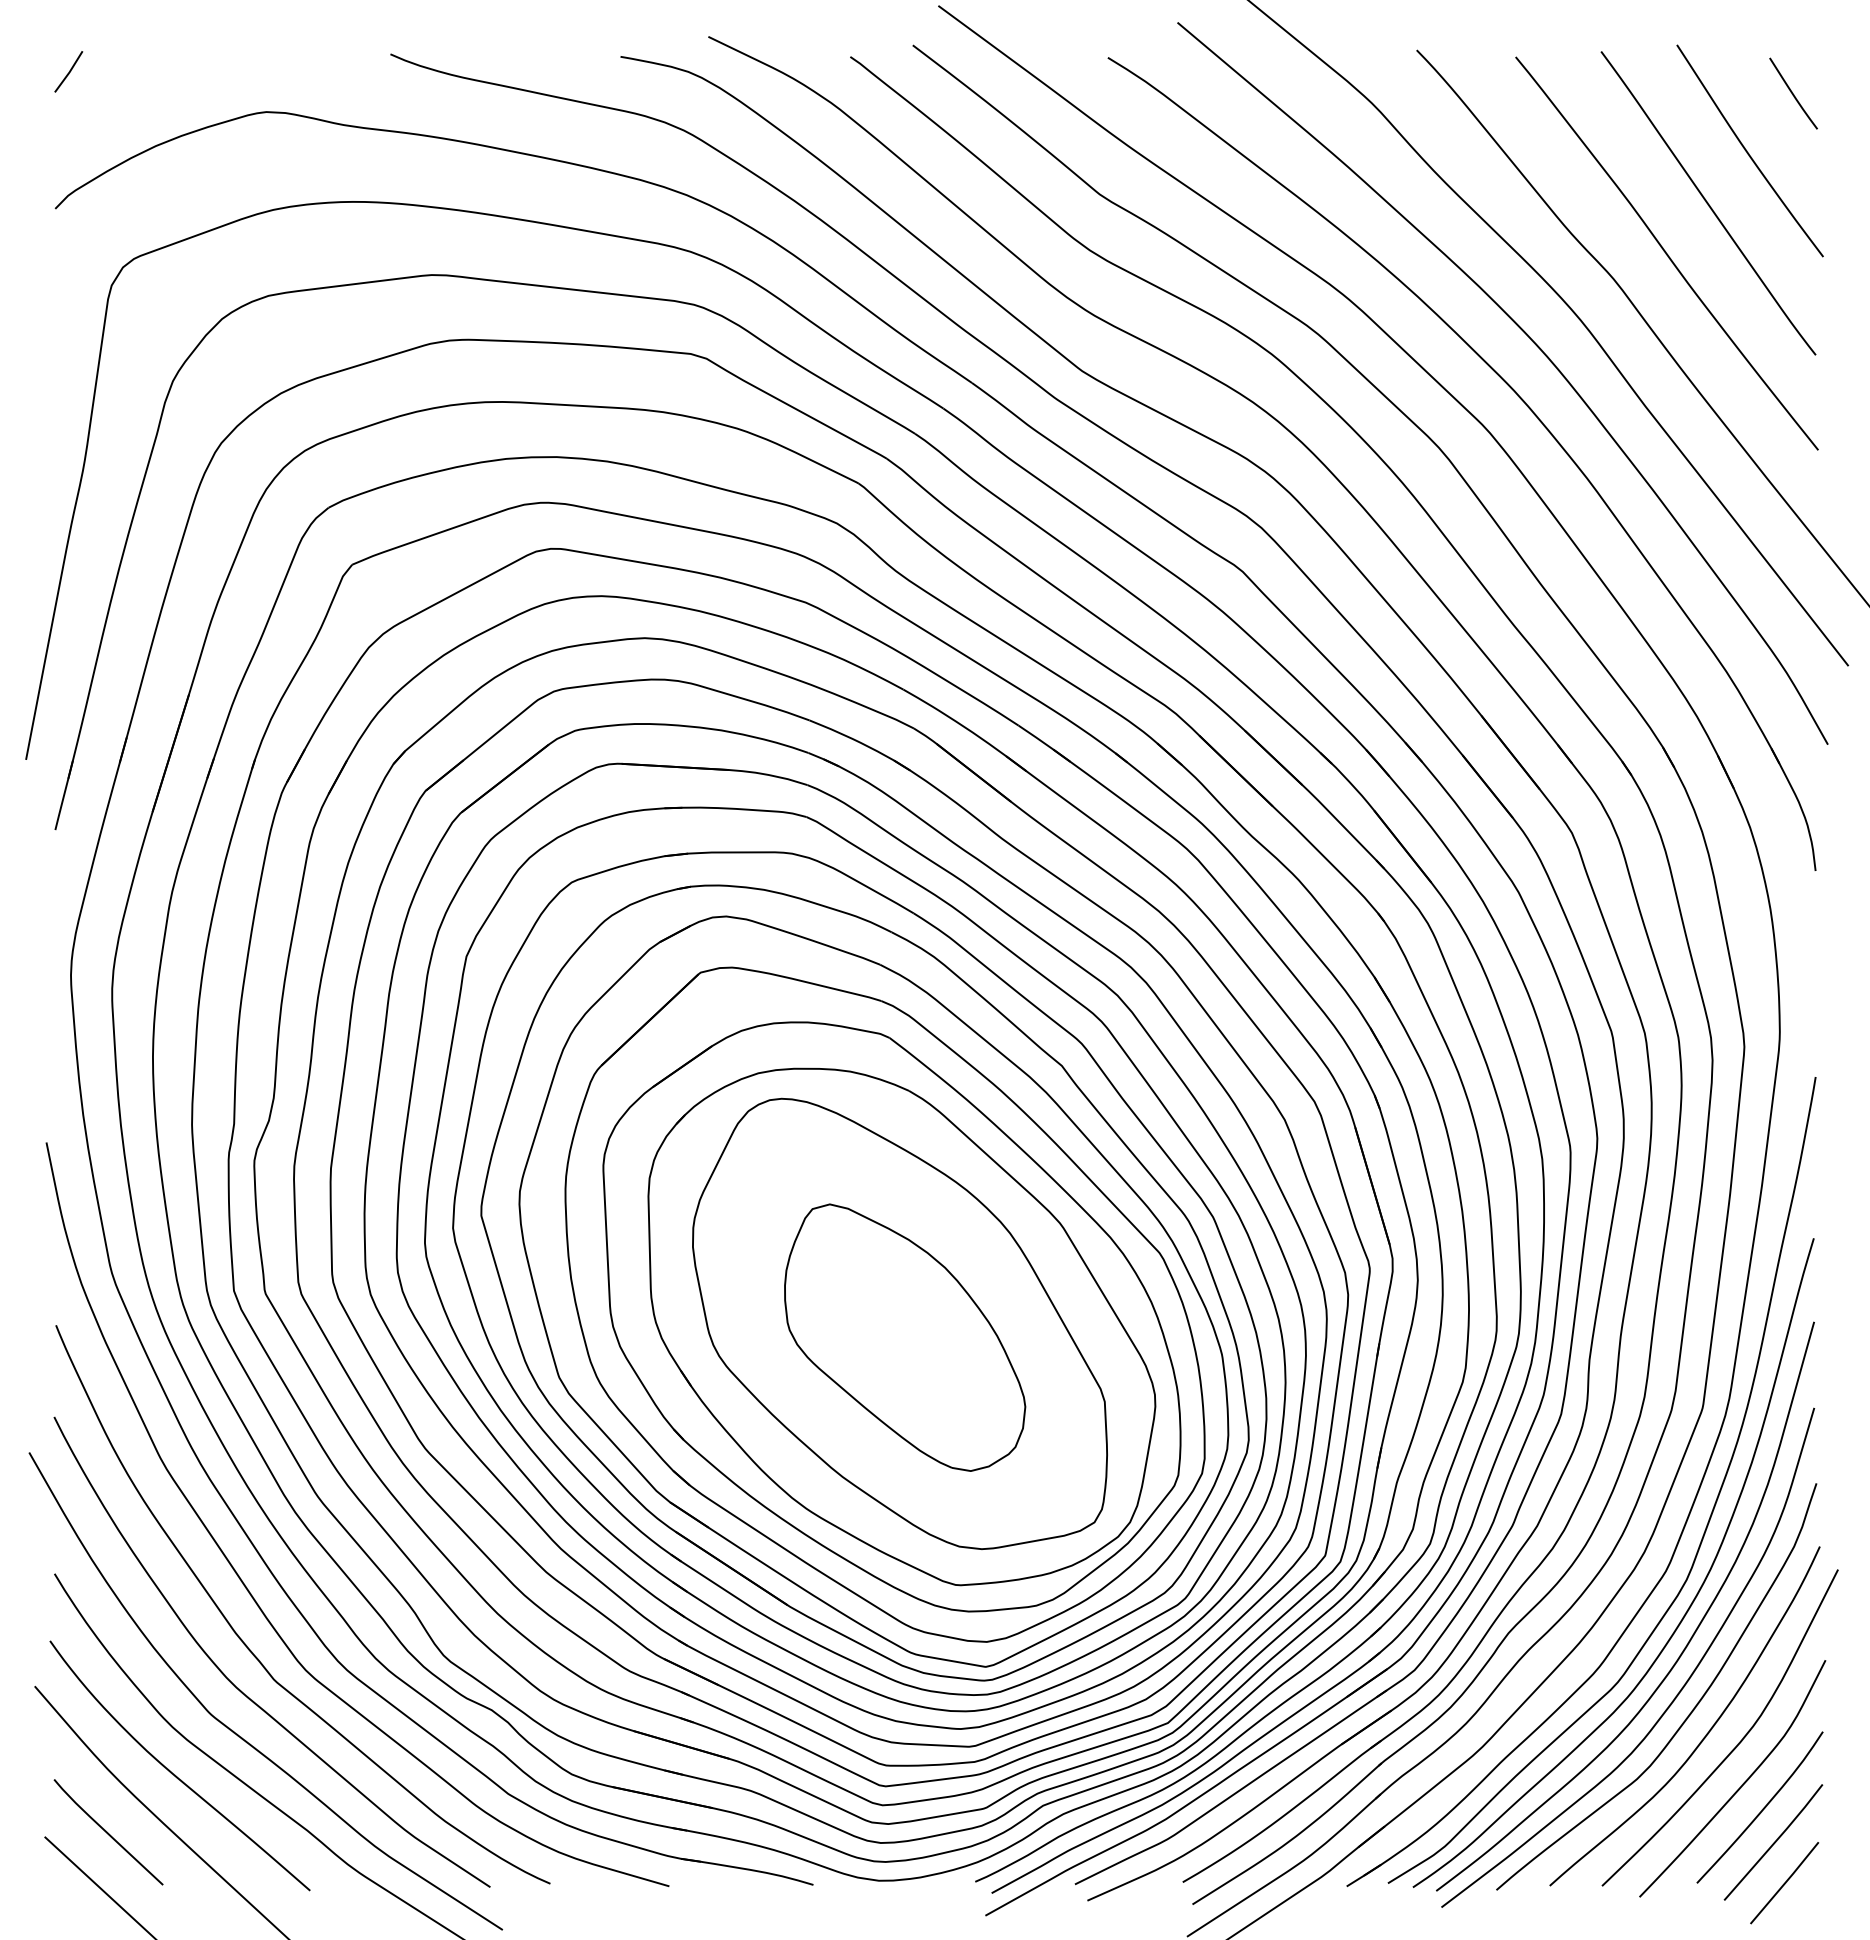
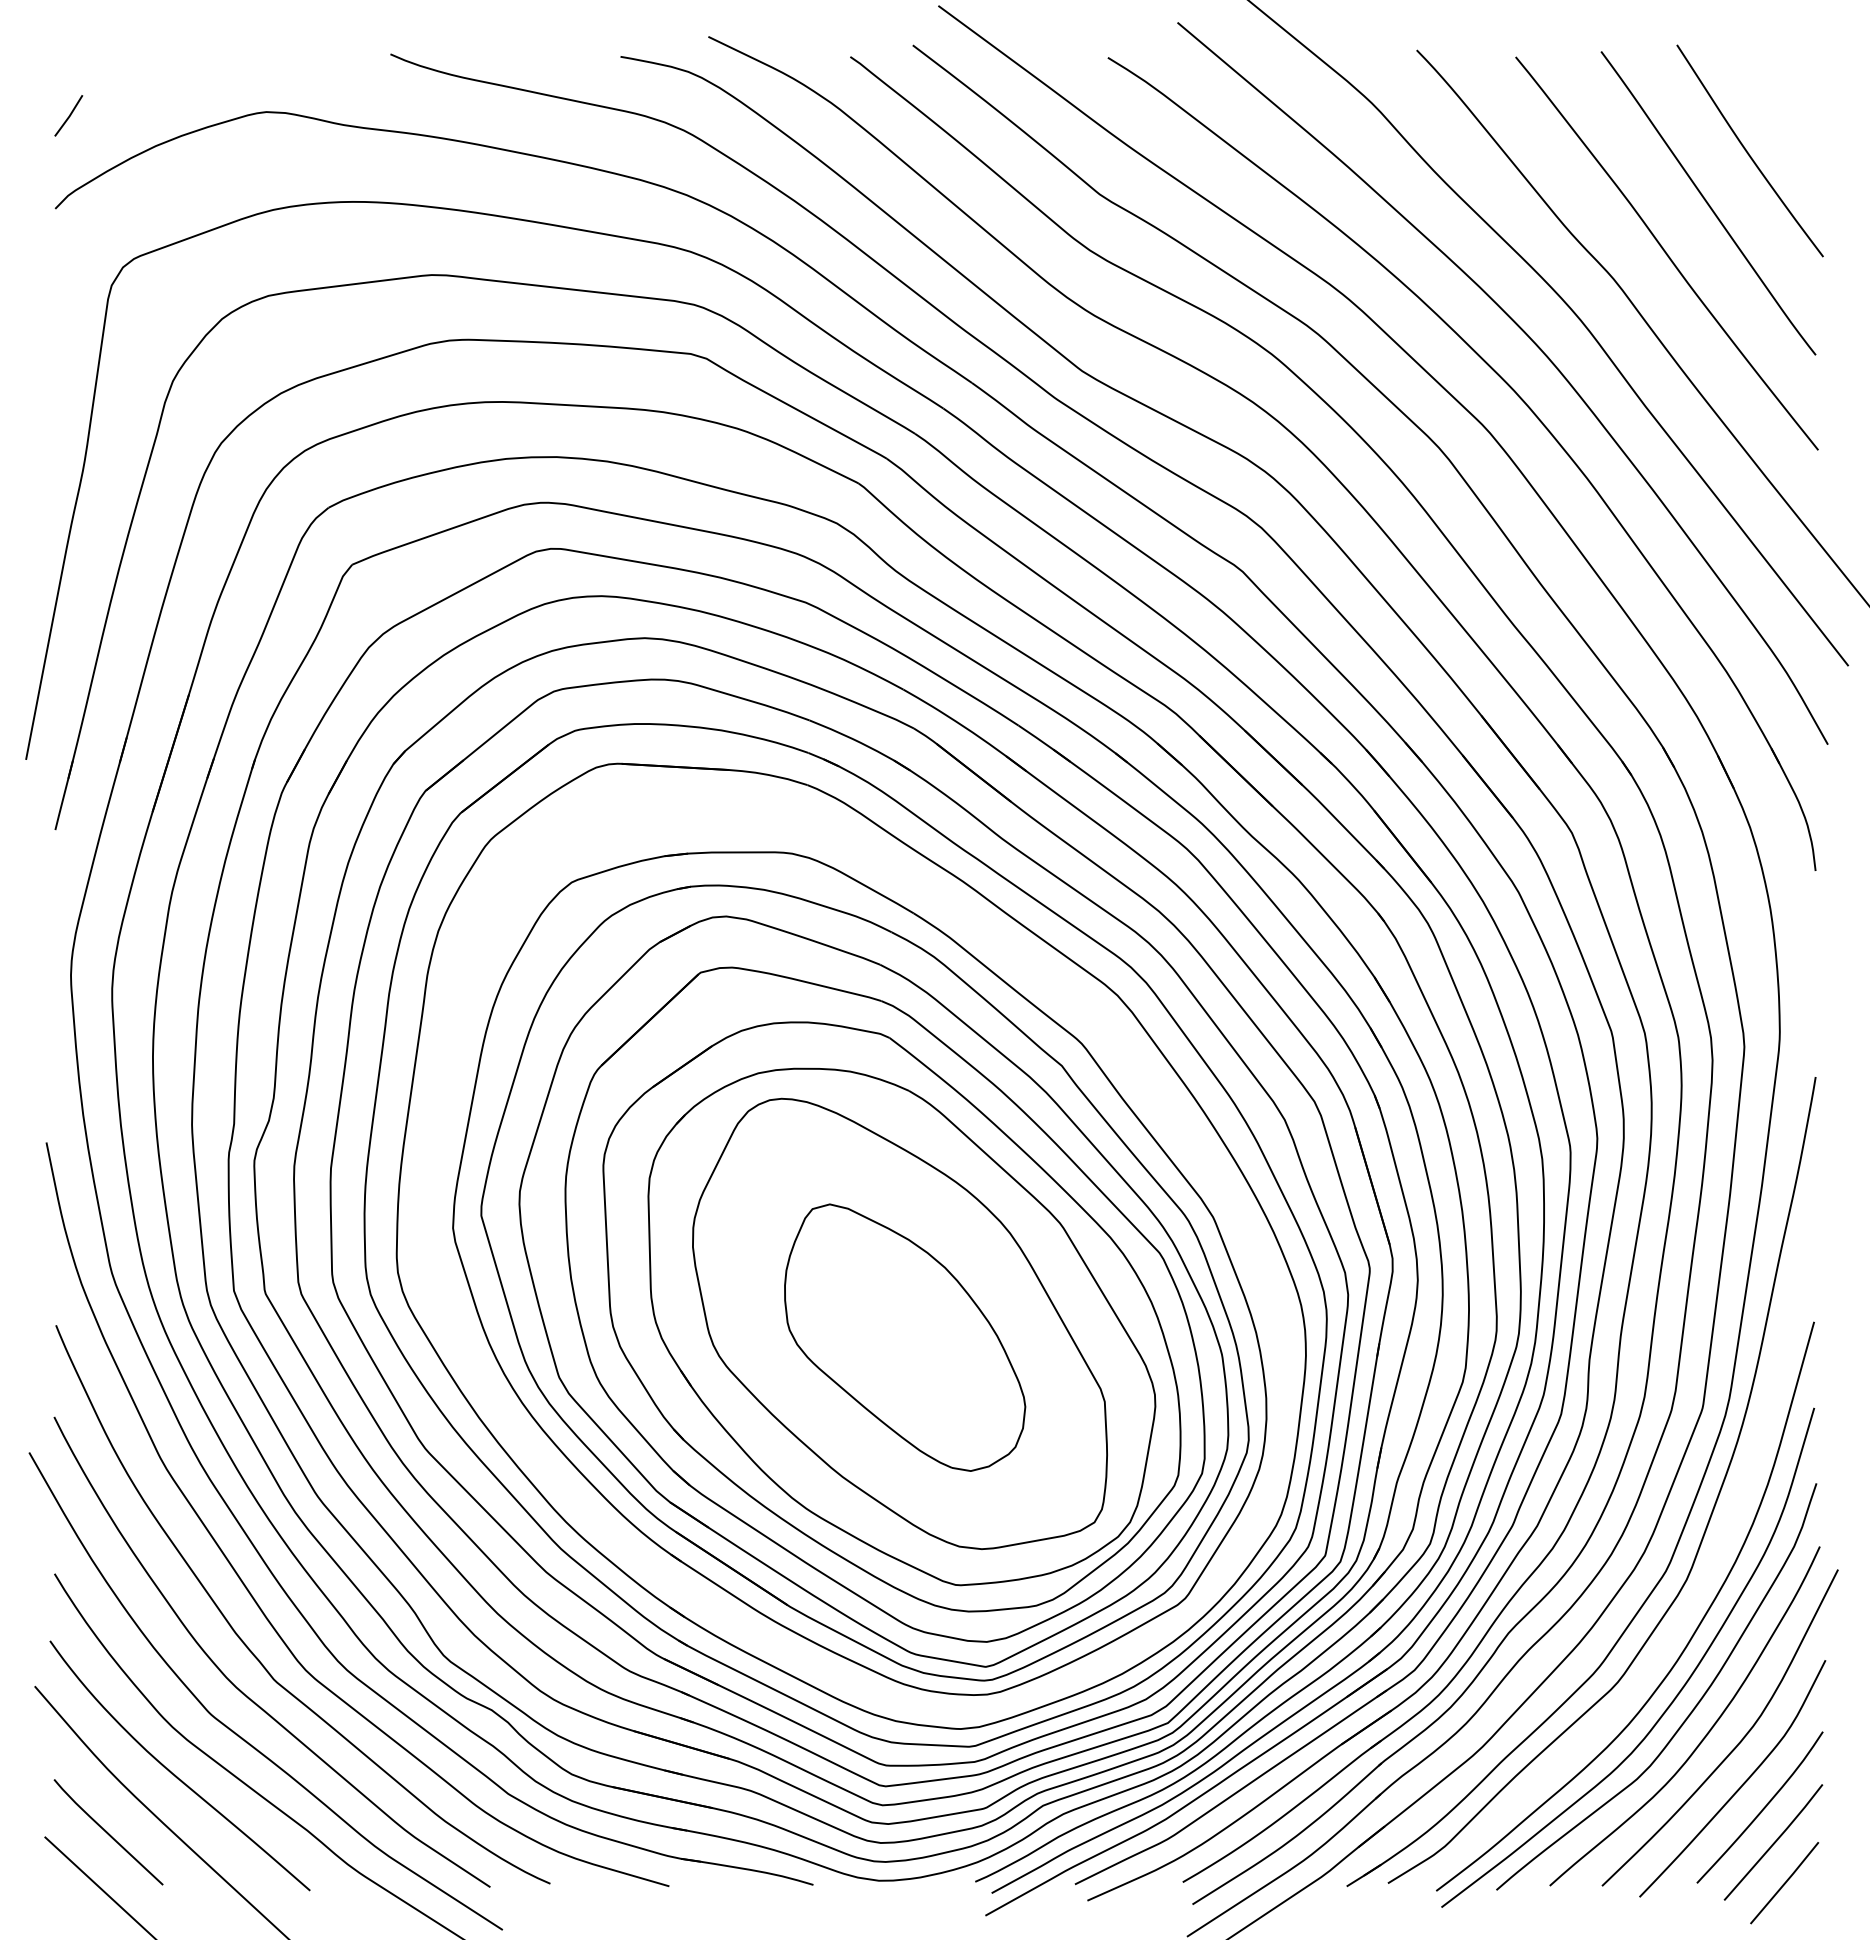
line position: (69, 71) -> (69, 115) (69, 115)
curve: present -> none (1793, 93)
part: present -> none (855, 1259)
curve: present -> none (1689, 1605)
